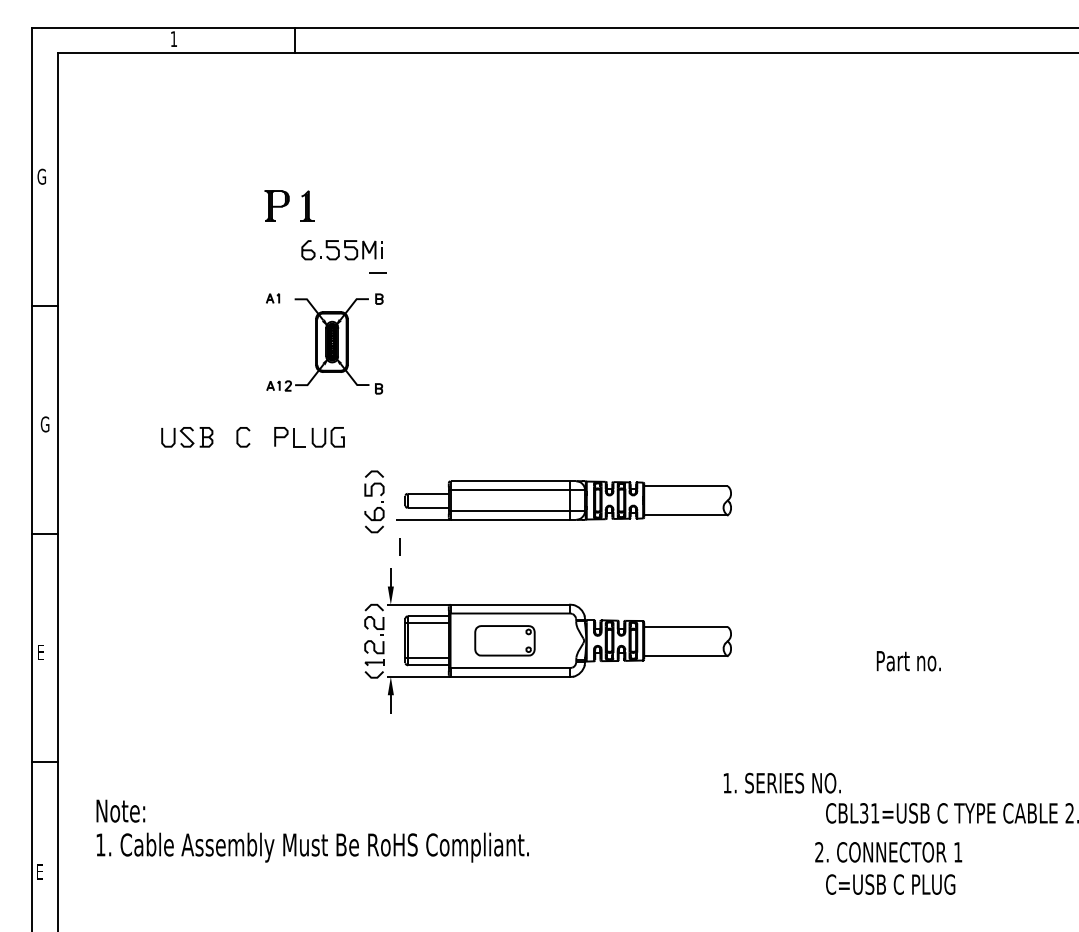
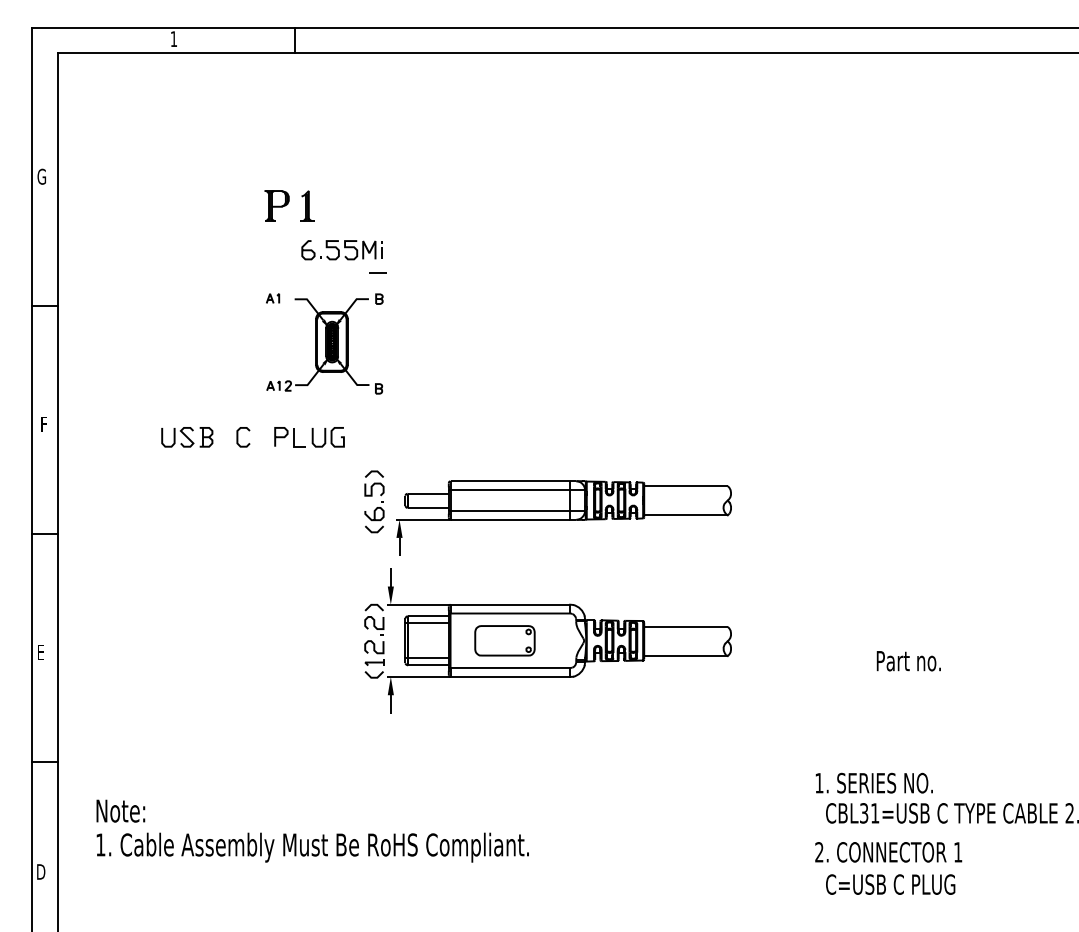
text: G -> F (44, 424)
fill: none -> present (399, 528)
text position: (781, 782) -> (873, 782) (873, 782)
text: E -> D (41, 871)
